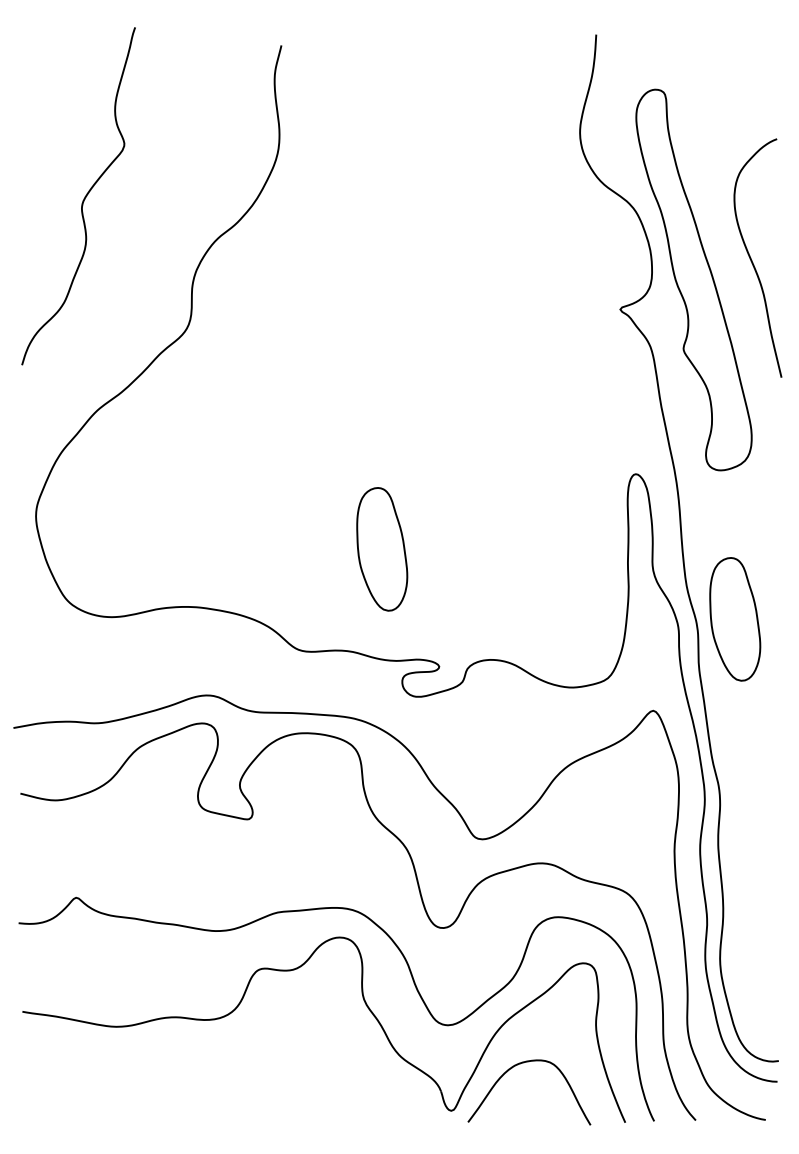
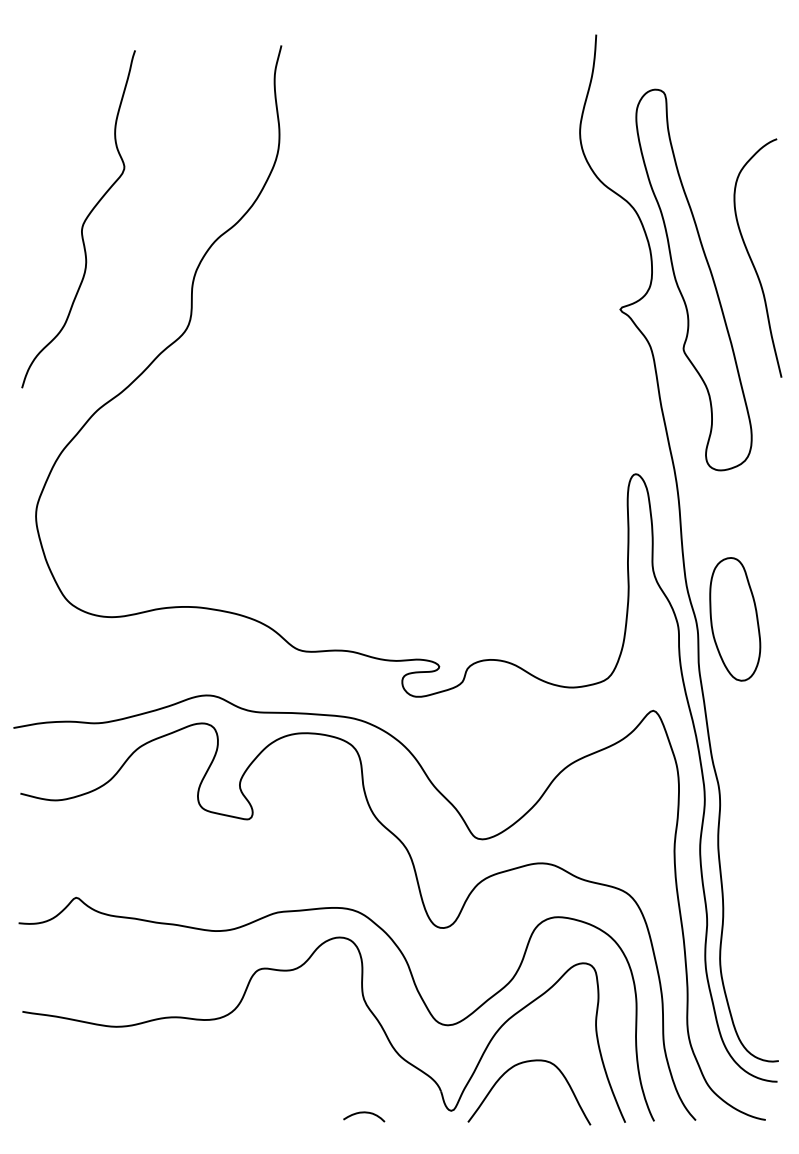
curve position: (83, 198) -> (83, 221) (83, 221)
part: present -> none (382, 549)
curve: none -> present (364, 1113)
